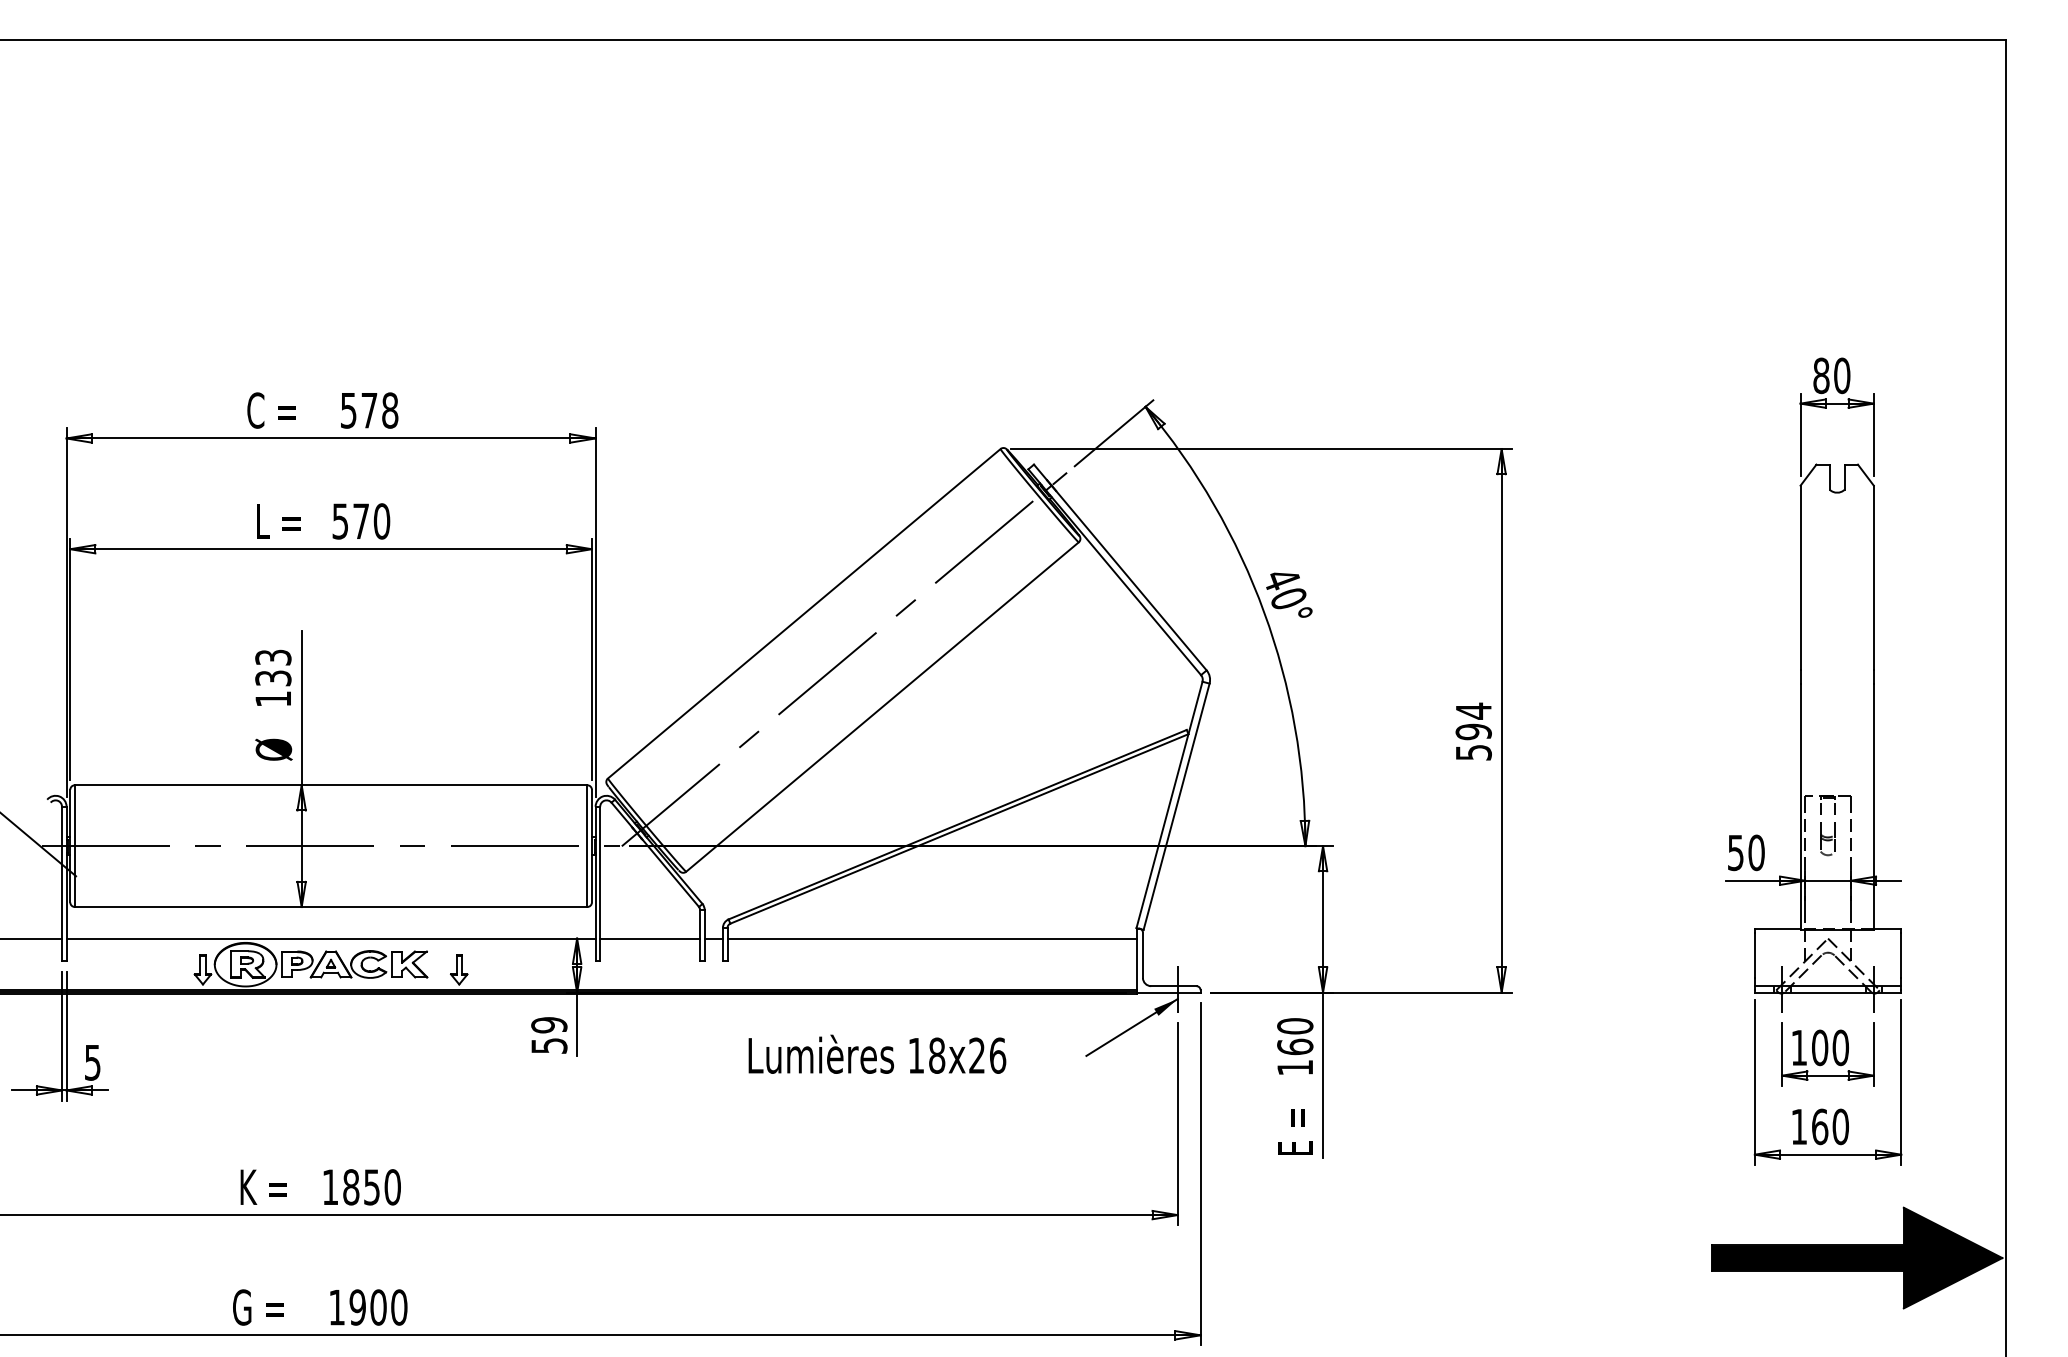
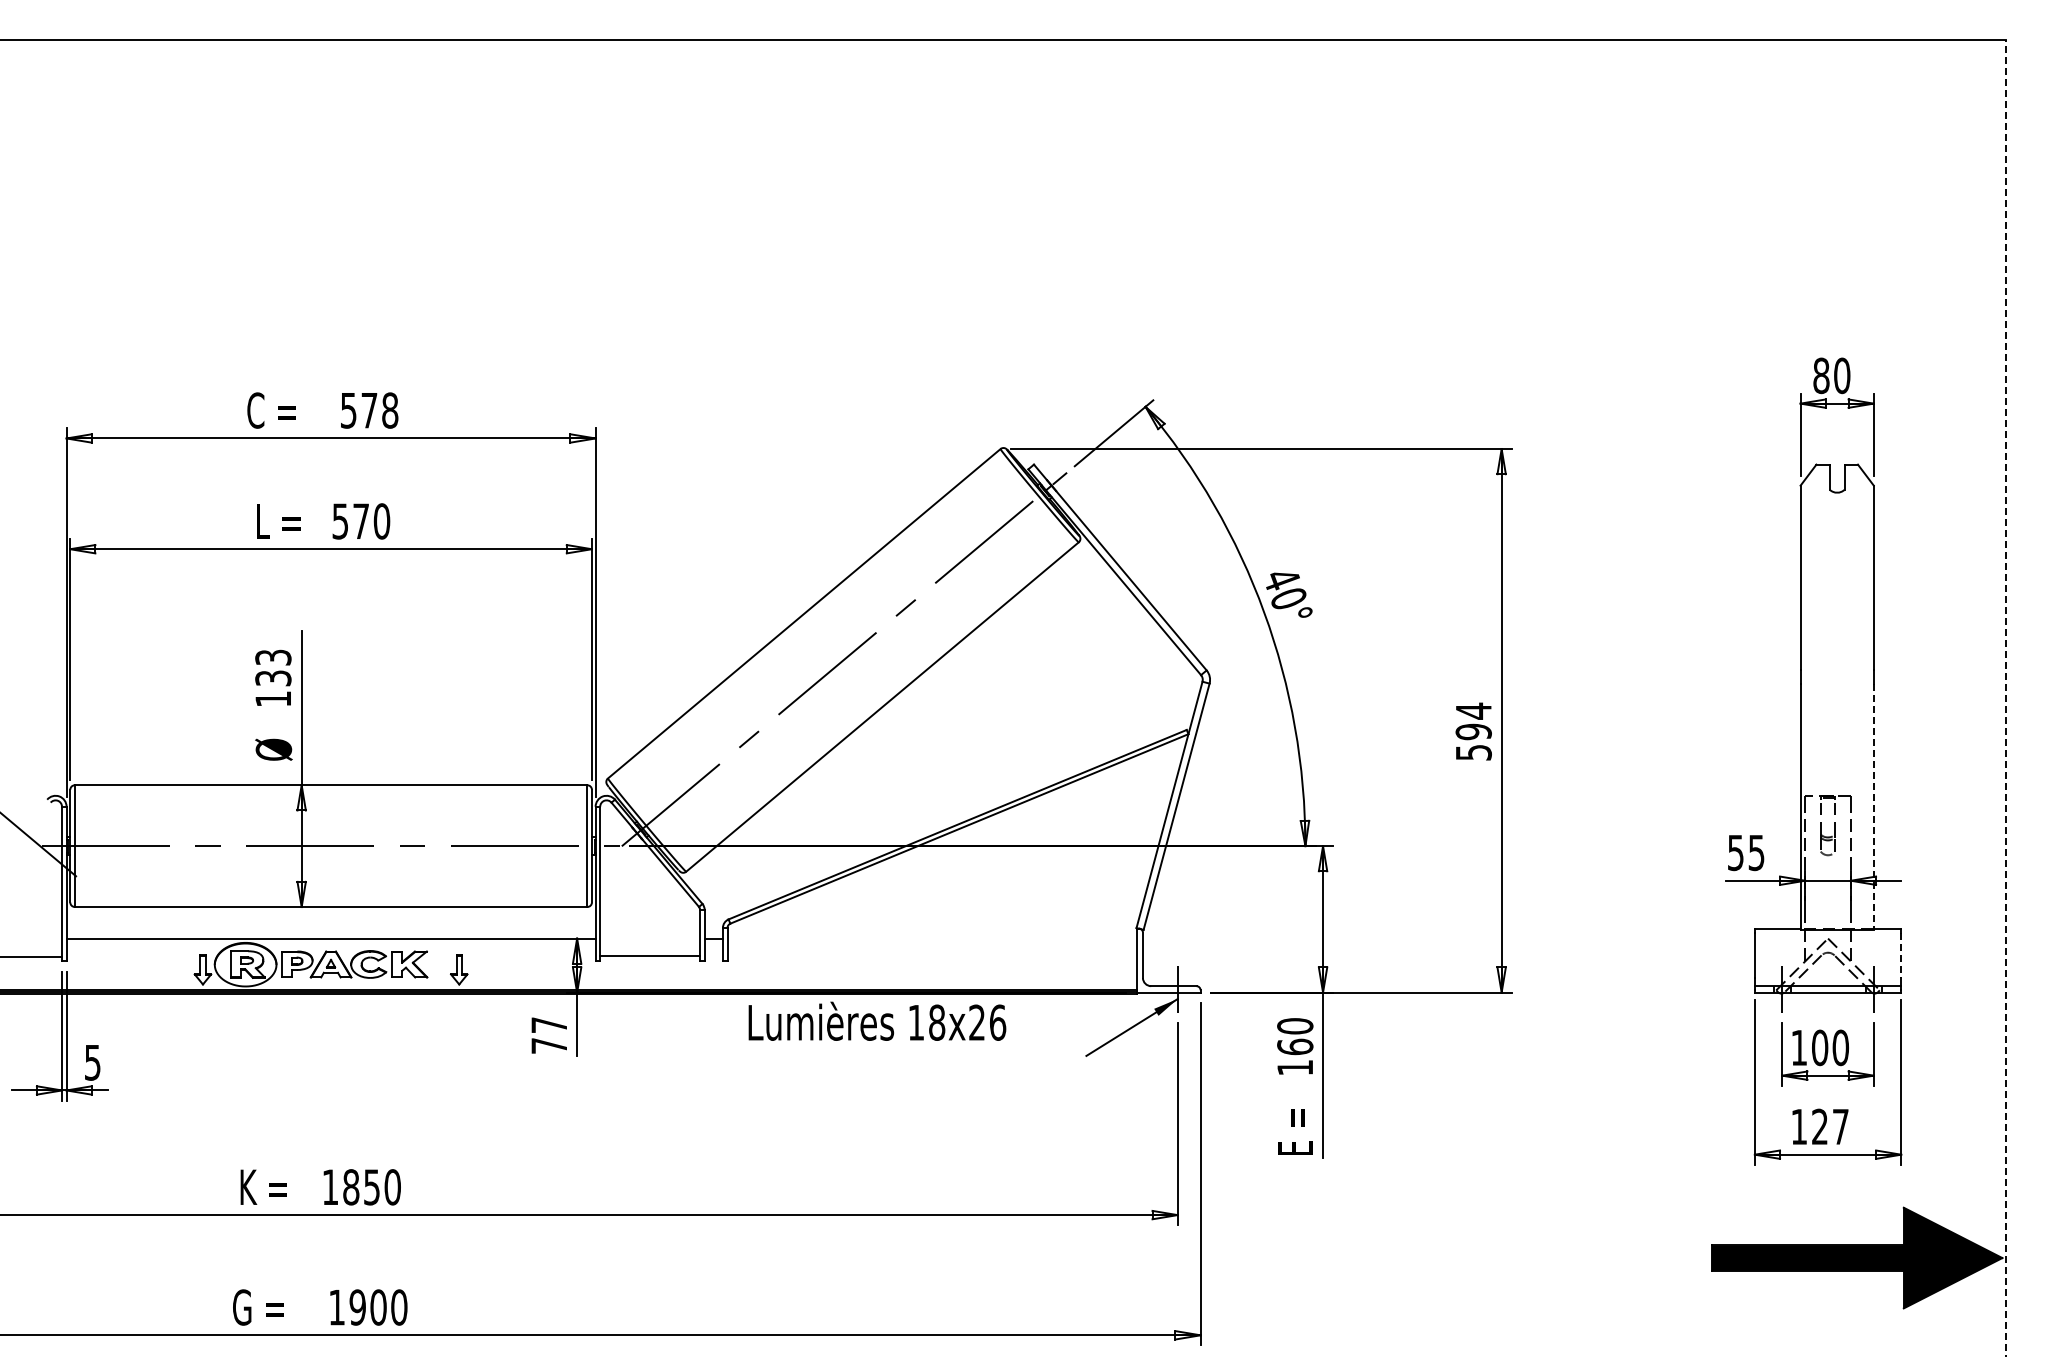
line: solid -> dashed (2005, 698)
line: solid -> dashed (1873, 807)
text: 50 -> 55 (1756, 852)
line position: (32, 938) -> (32, 956) (32, 956)
line position: (650, 938) -> (650, 955) (650, 955)
line: present -> none (931, 938)
line: solid -> dashed (1901, 955)
text: 59 -> 77 (549, 1035)
text position: (877, 1053) -> (877, 1020) (877, 1020)
text: 160 -> 127 (1830, 1126)
